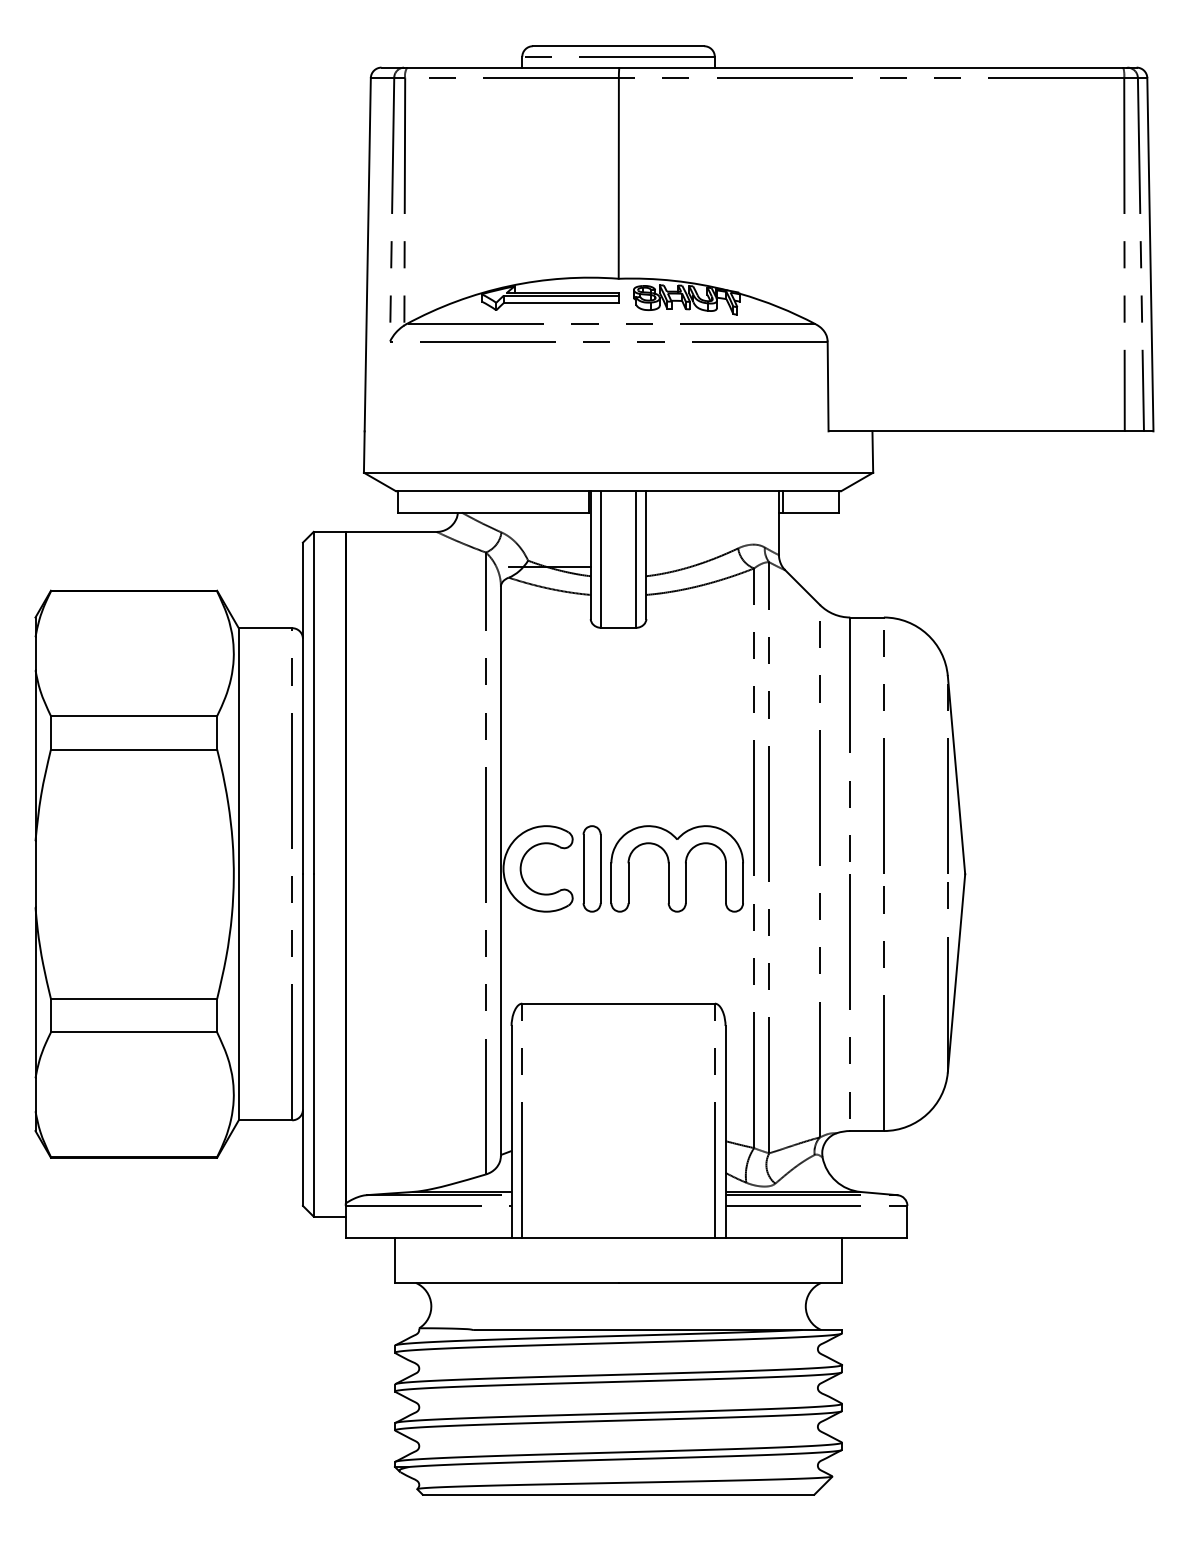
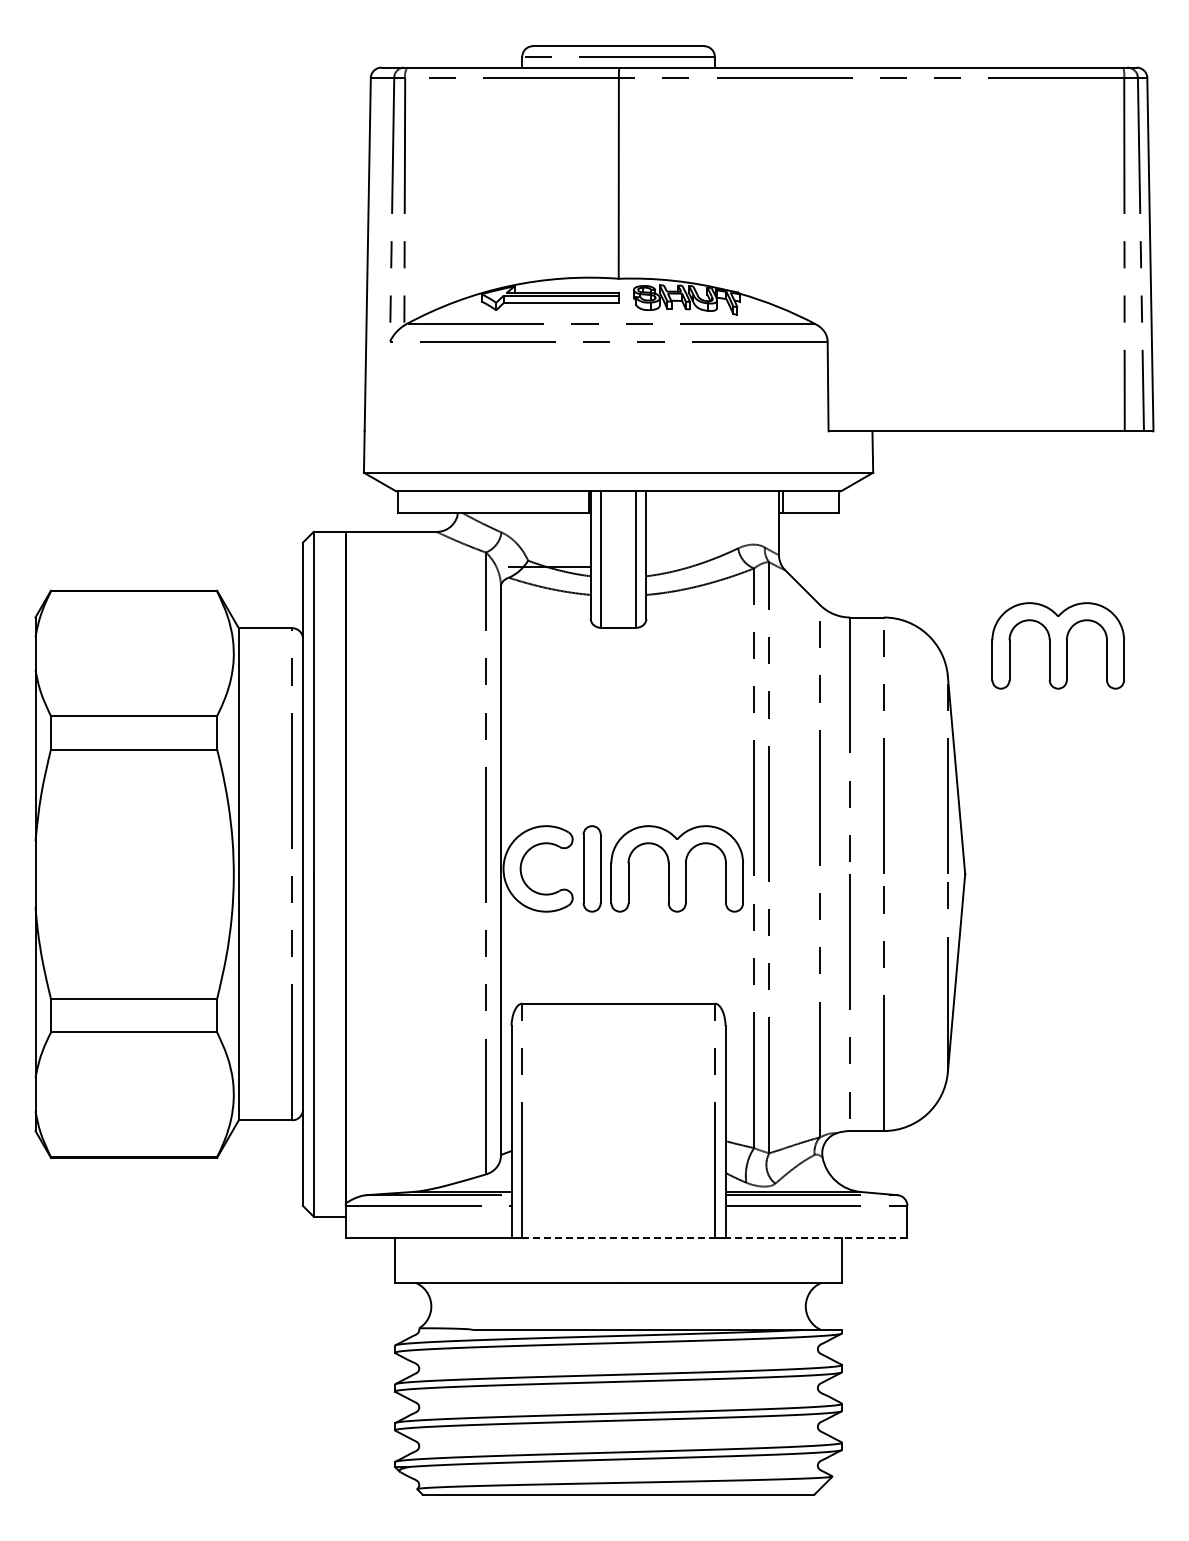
part: none -> present (1057, 645)
line: solid -> dashed (619, 1238)
line: solid -> dashed (816, 1238)
